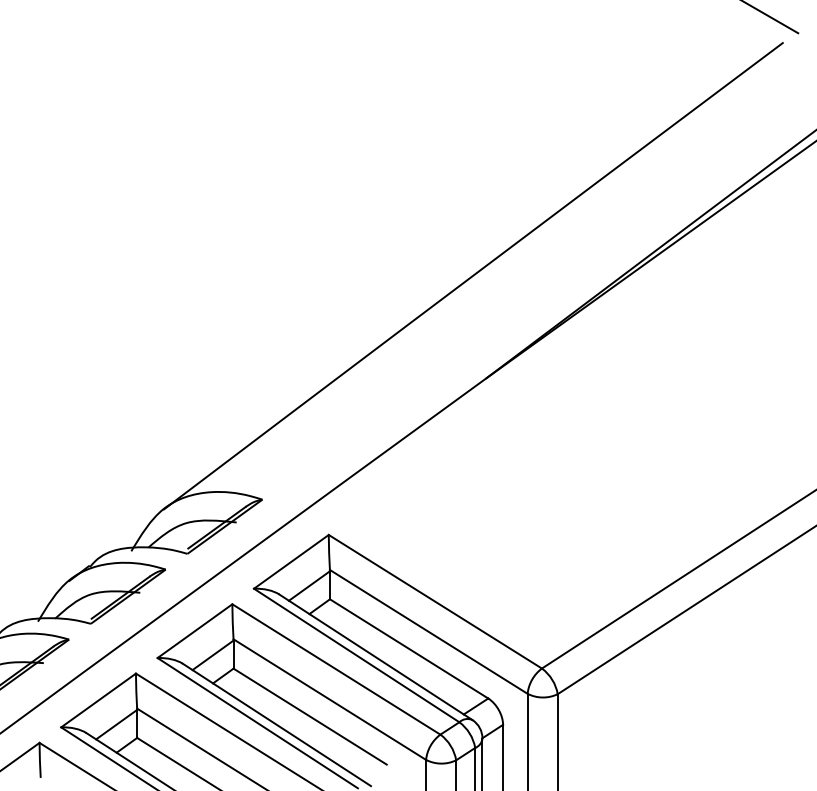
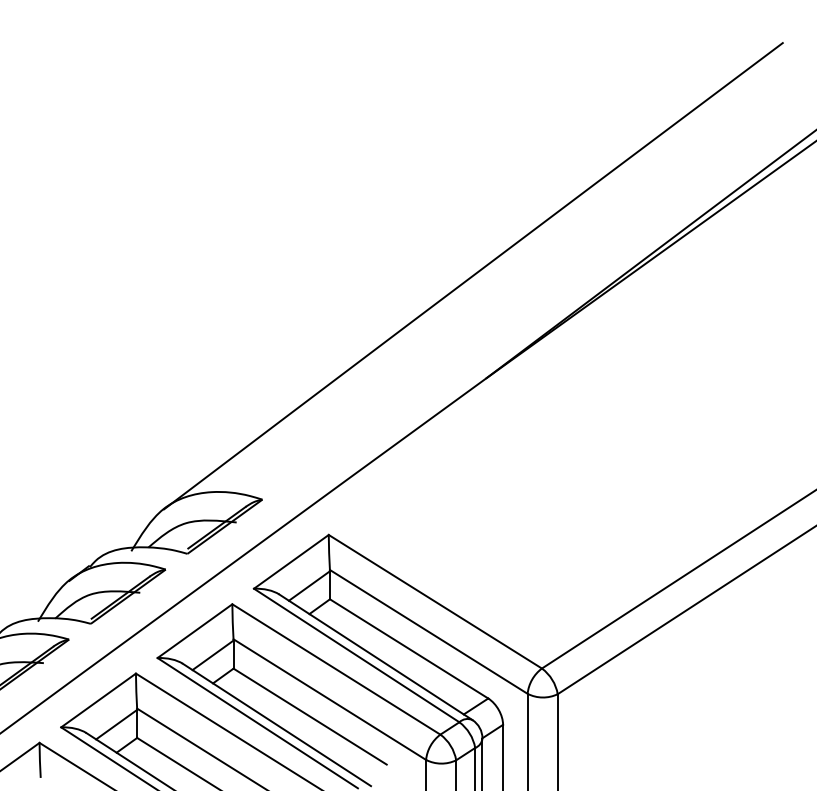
line: present -> none (771, 17)
